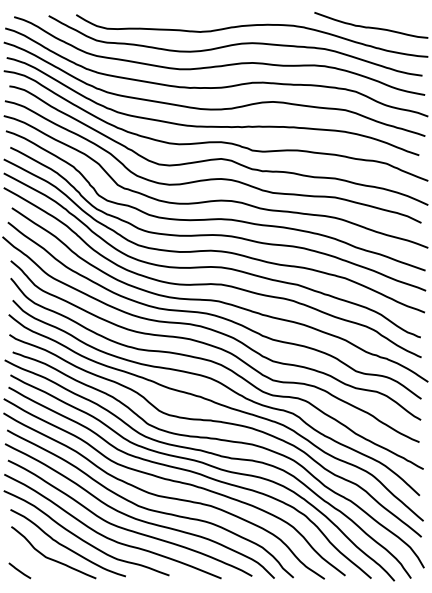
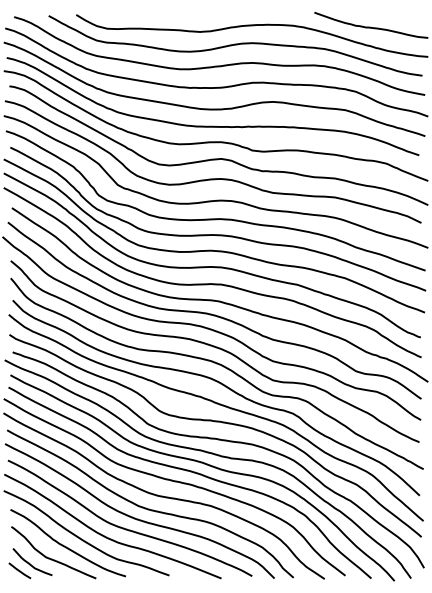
curve: none -> present (30, 563)
